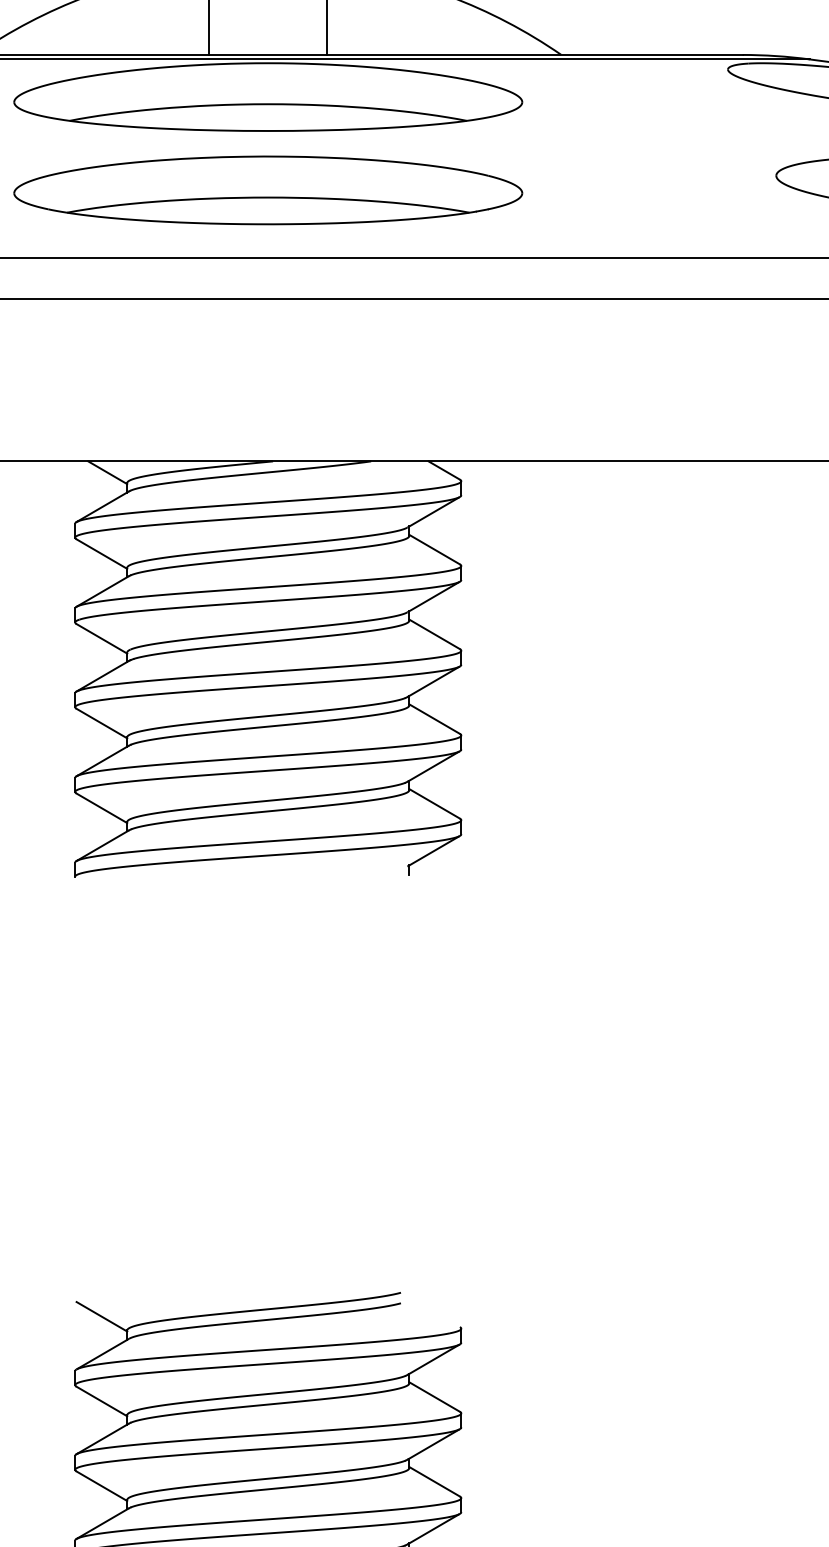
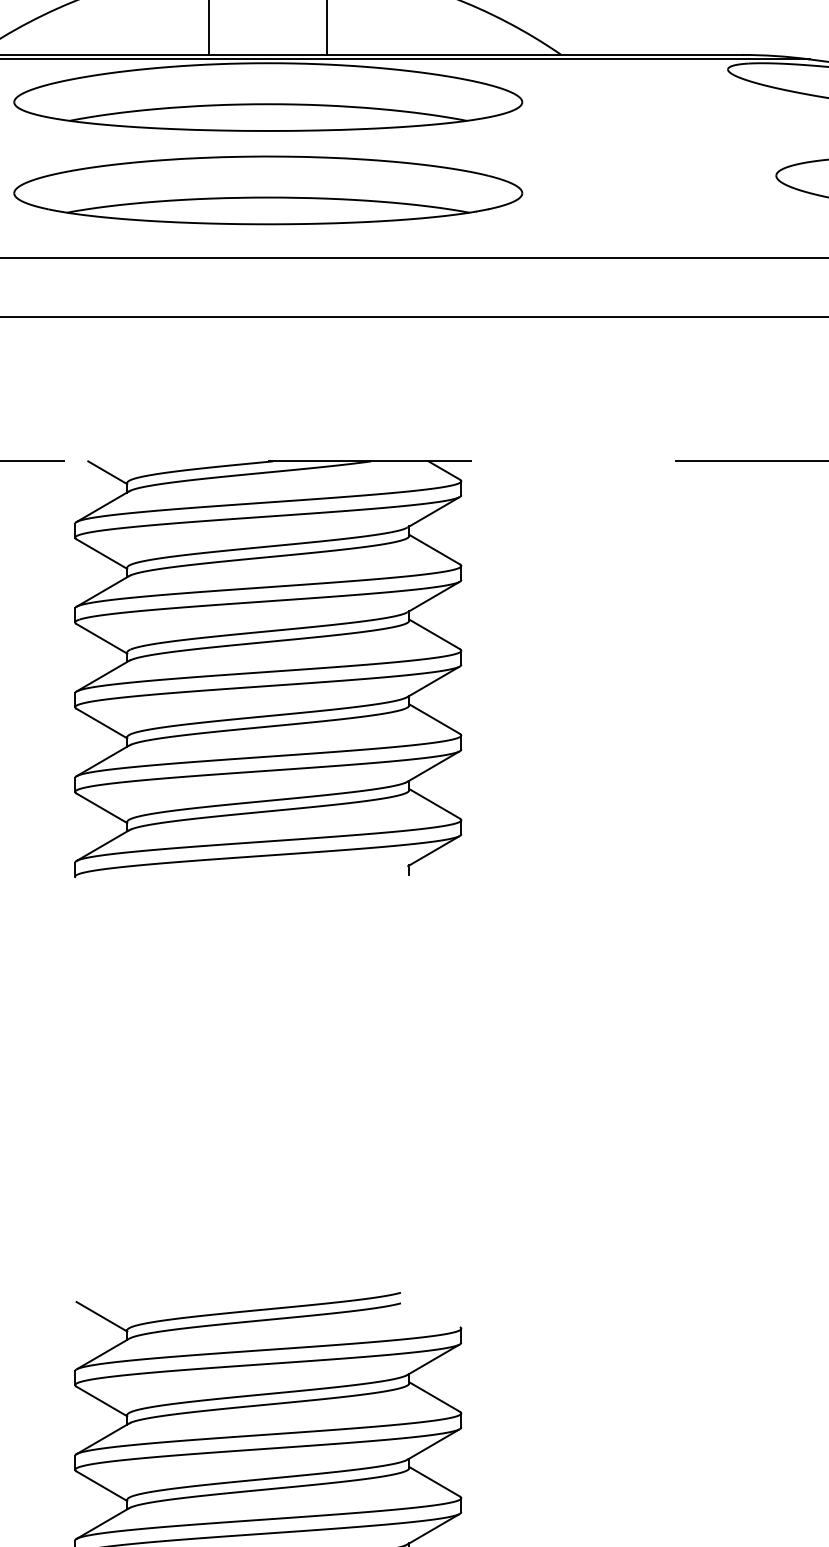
line position: (413, 298) -> (413, 316) (413, 316)
line: solid -> dashed (414, 461)
